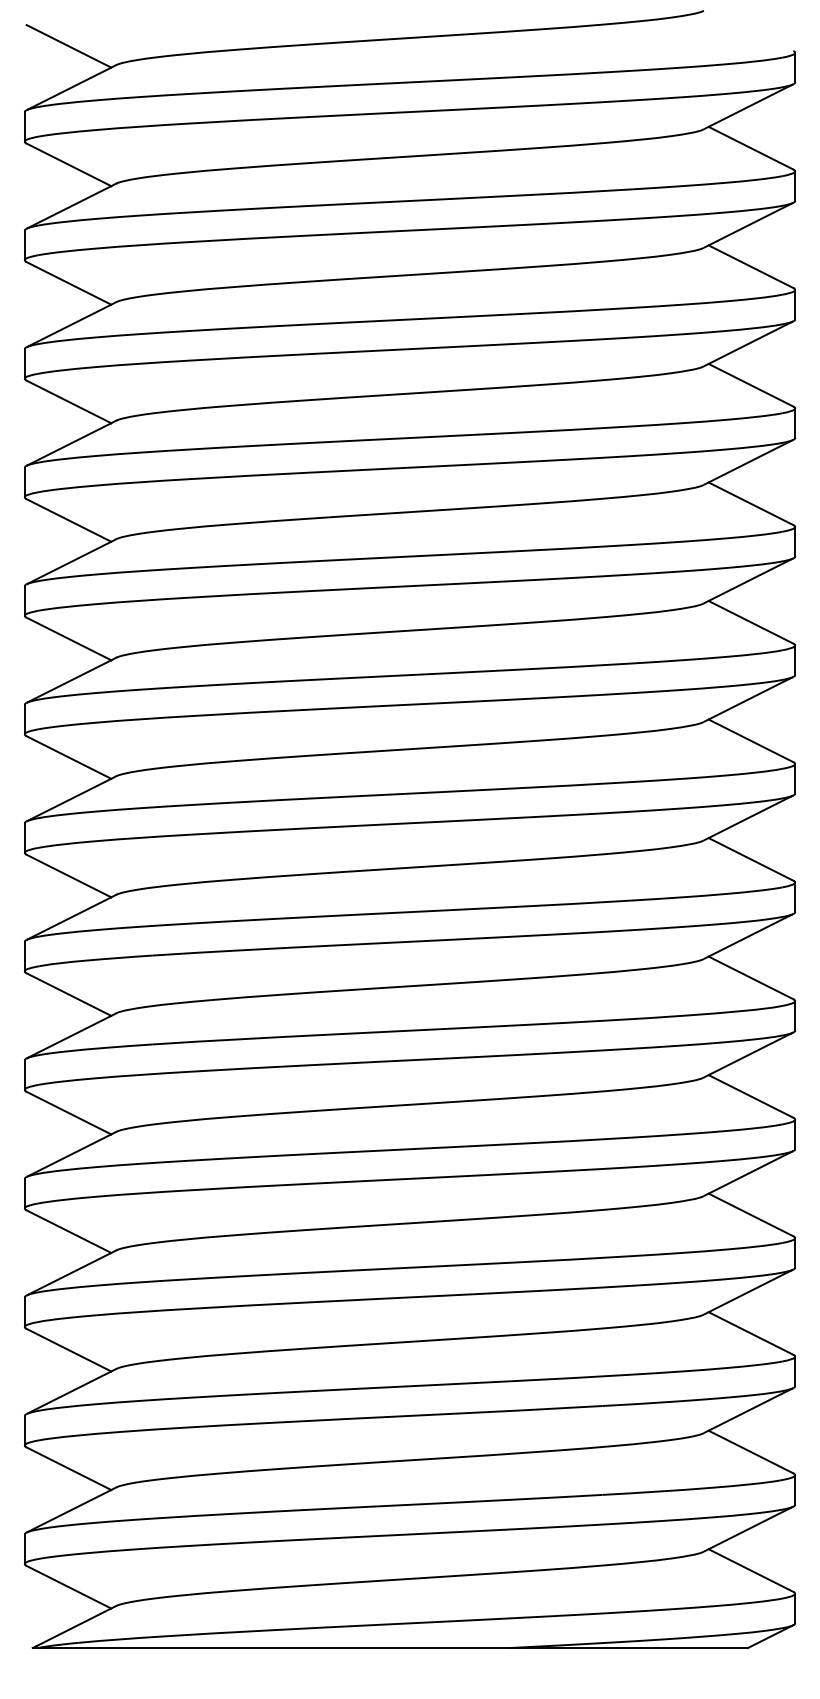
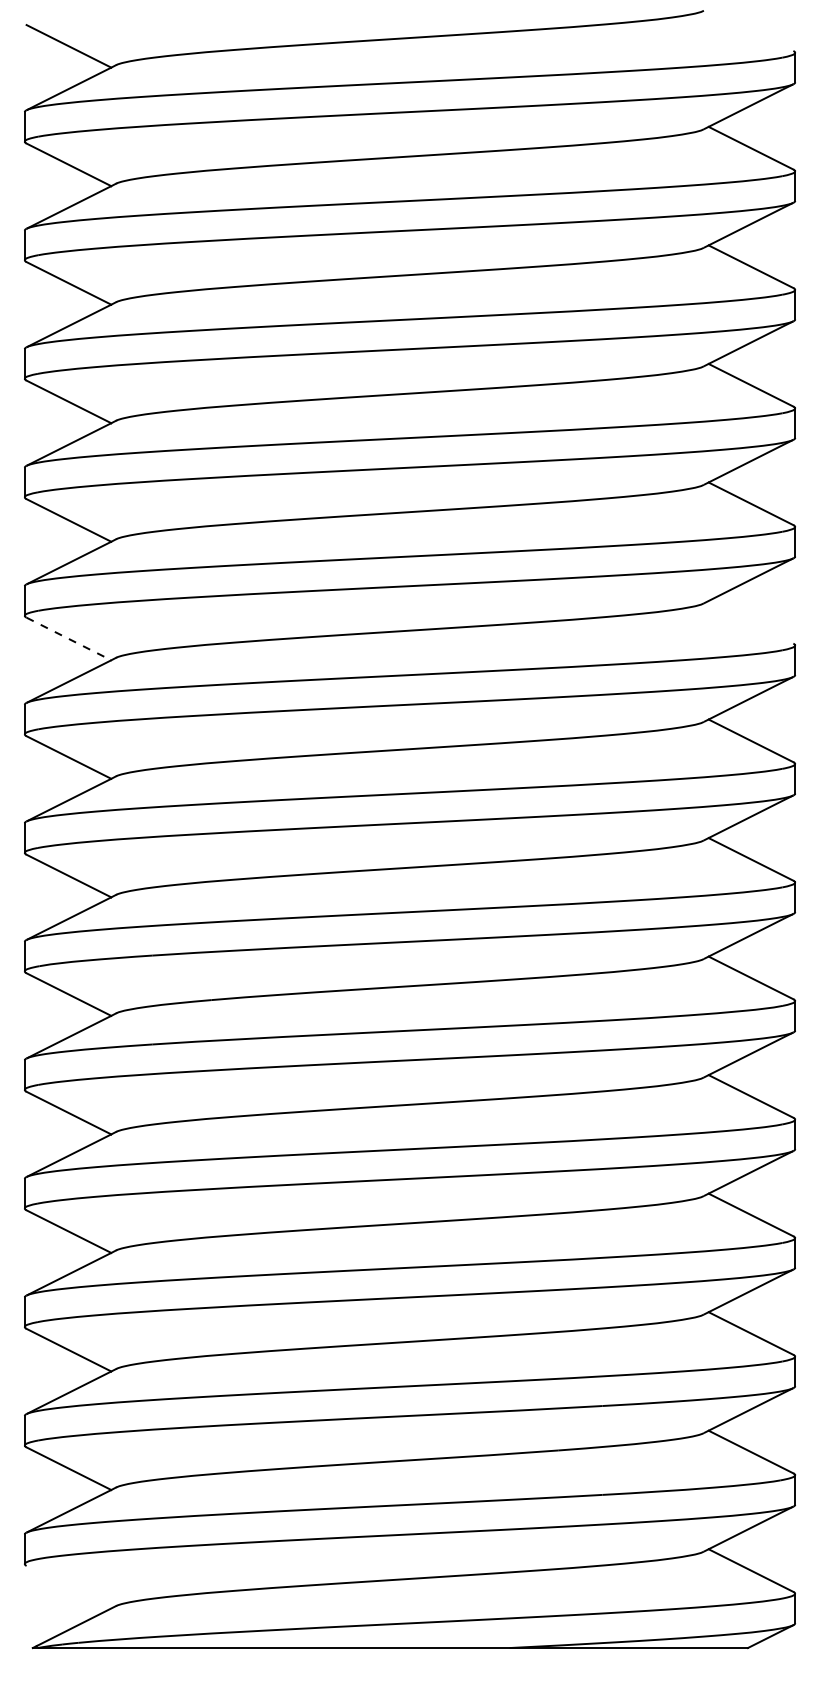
line: present -> none (750, 622)
line: solid -> dashed (69, 639)
line: present -> none (68, 1586)
